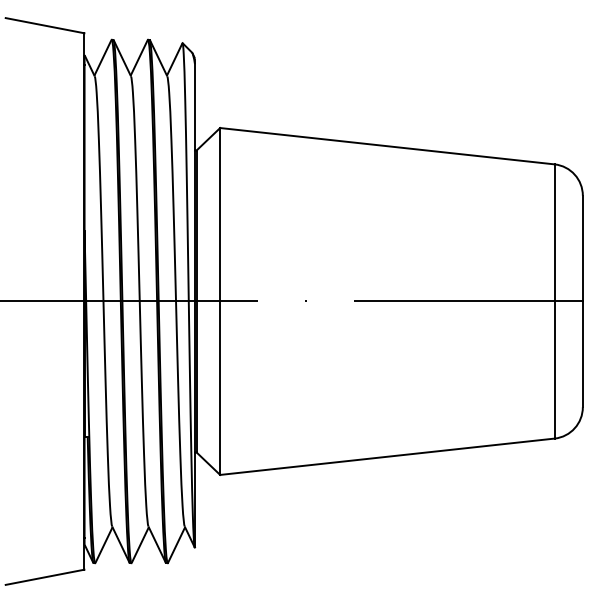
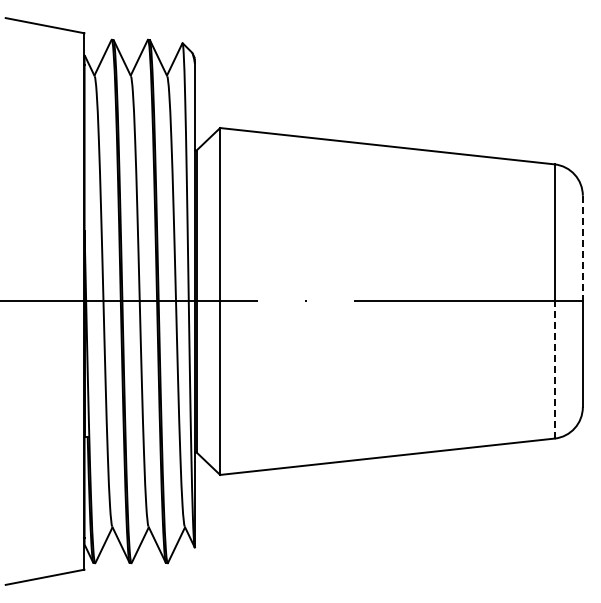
line: solid -> dashed (582, 248)
line: solid -> dashed (554, 370)
